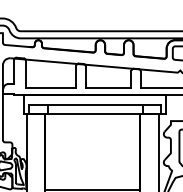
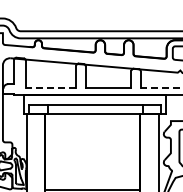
line: solid -> dashed (50, 87)
line: solid -> dashed (161, 87)
